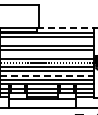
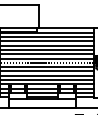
line: dashed -> solid (65, 28)
line: none -> present (47, 41)
line: none -> present (47, 54)
line: dashed -> solid (47, 75)
